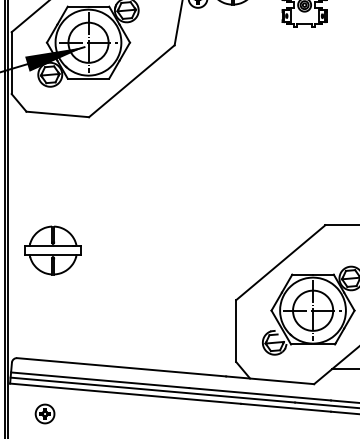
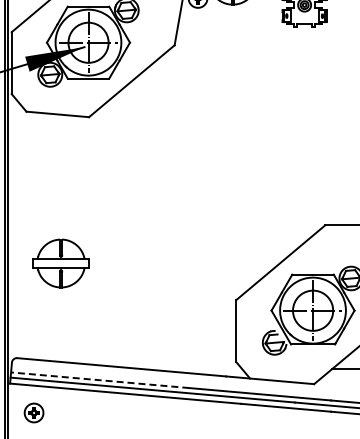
part position: (52, 250) -> (60, 263) (60, 263)
line: solid -> dashed (99, 380)
part position: (44, 413) -> (33, 412) (33, 412)
